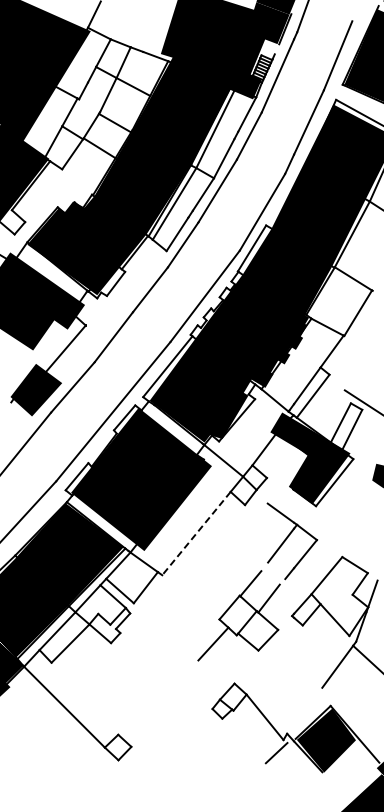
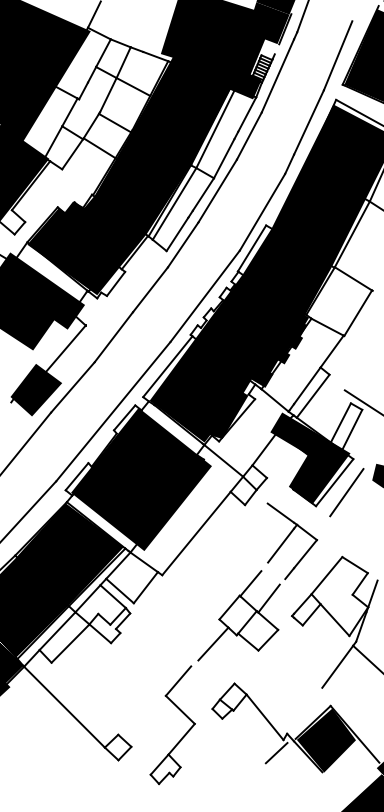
line: none -> present (346, 492)
line: dashed -> solid (196, 533)
part: none -> present (183, 735)
